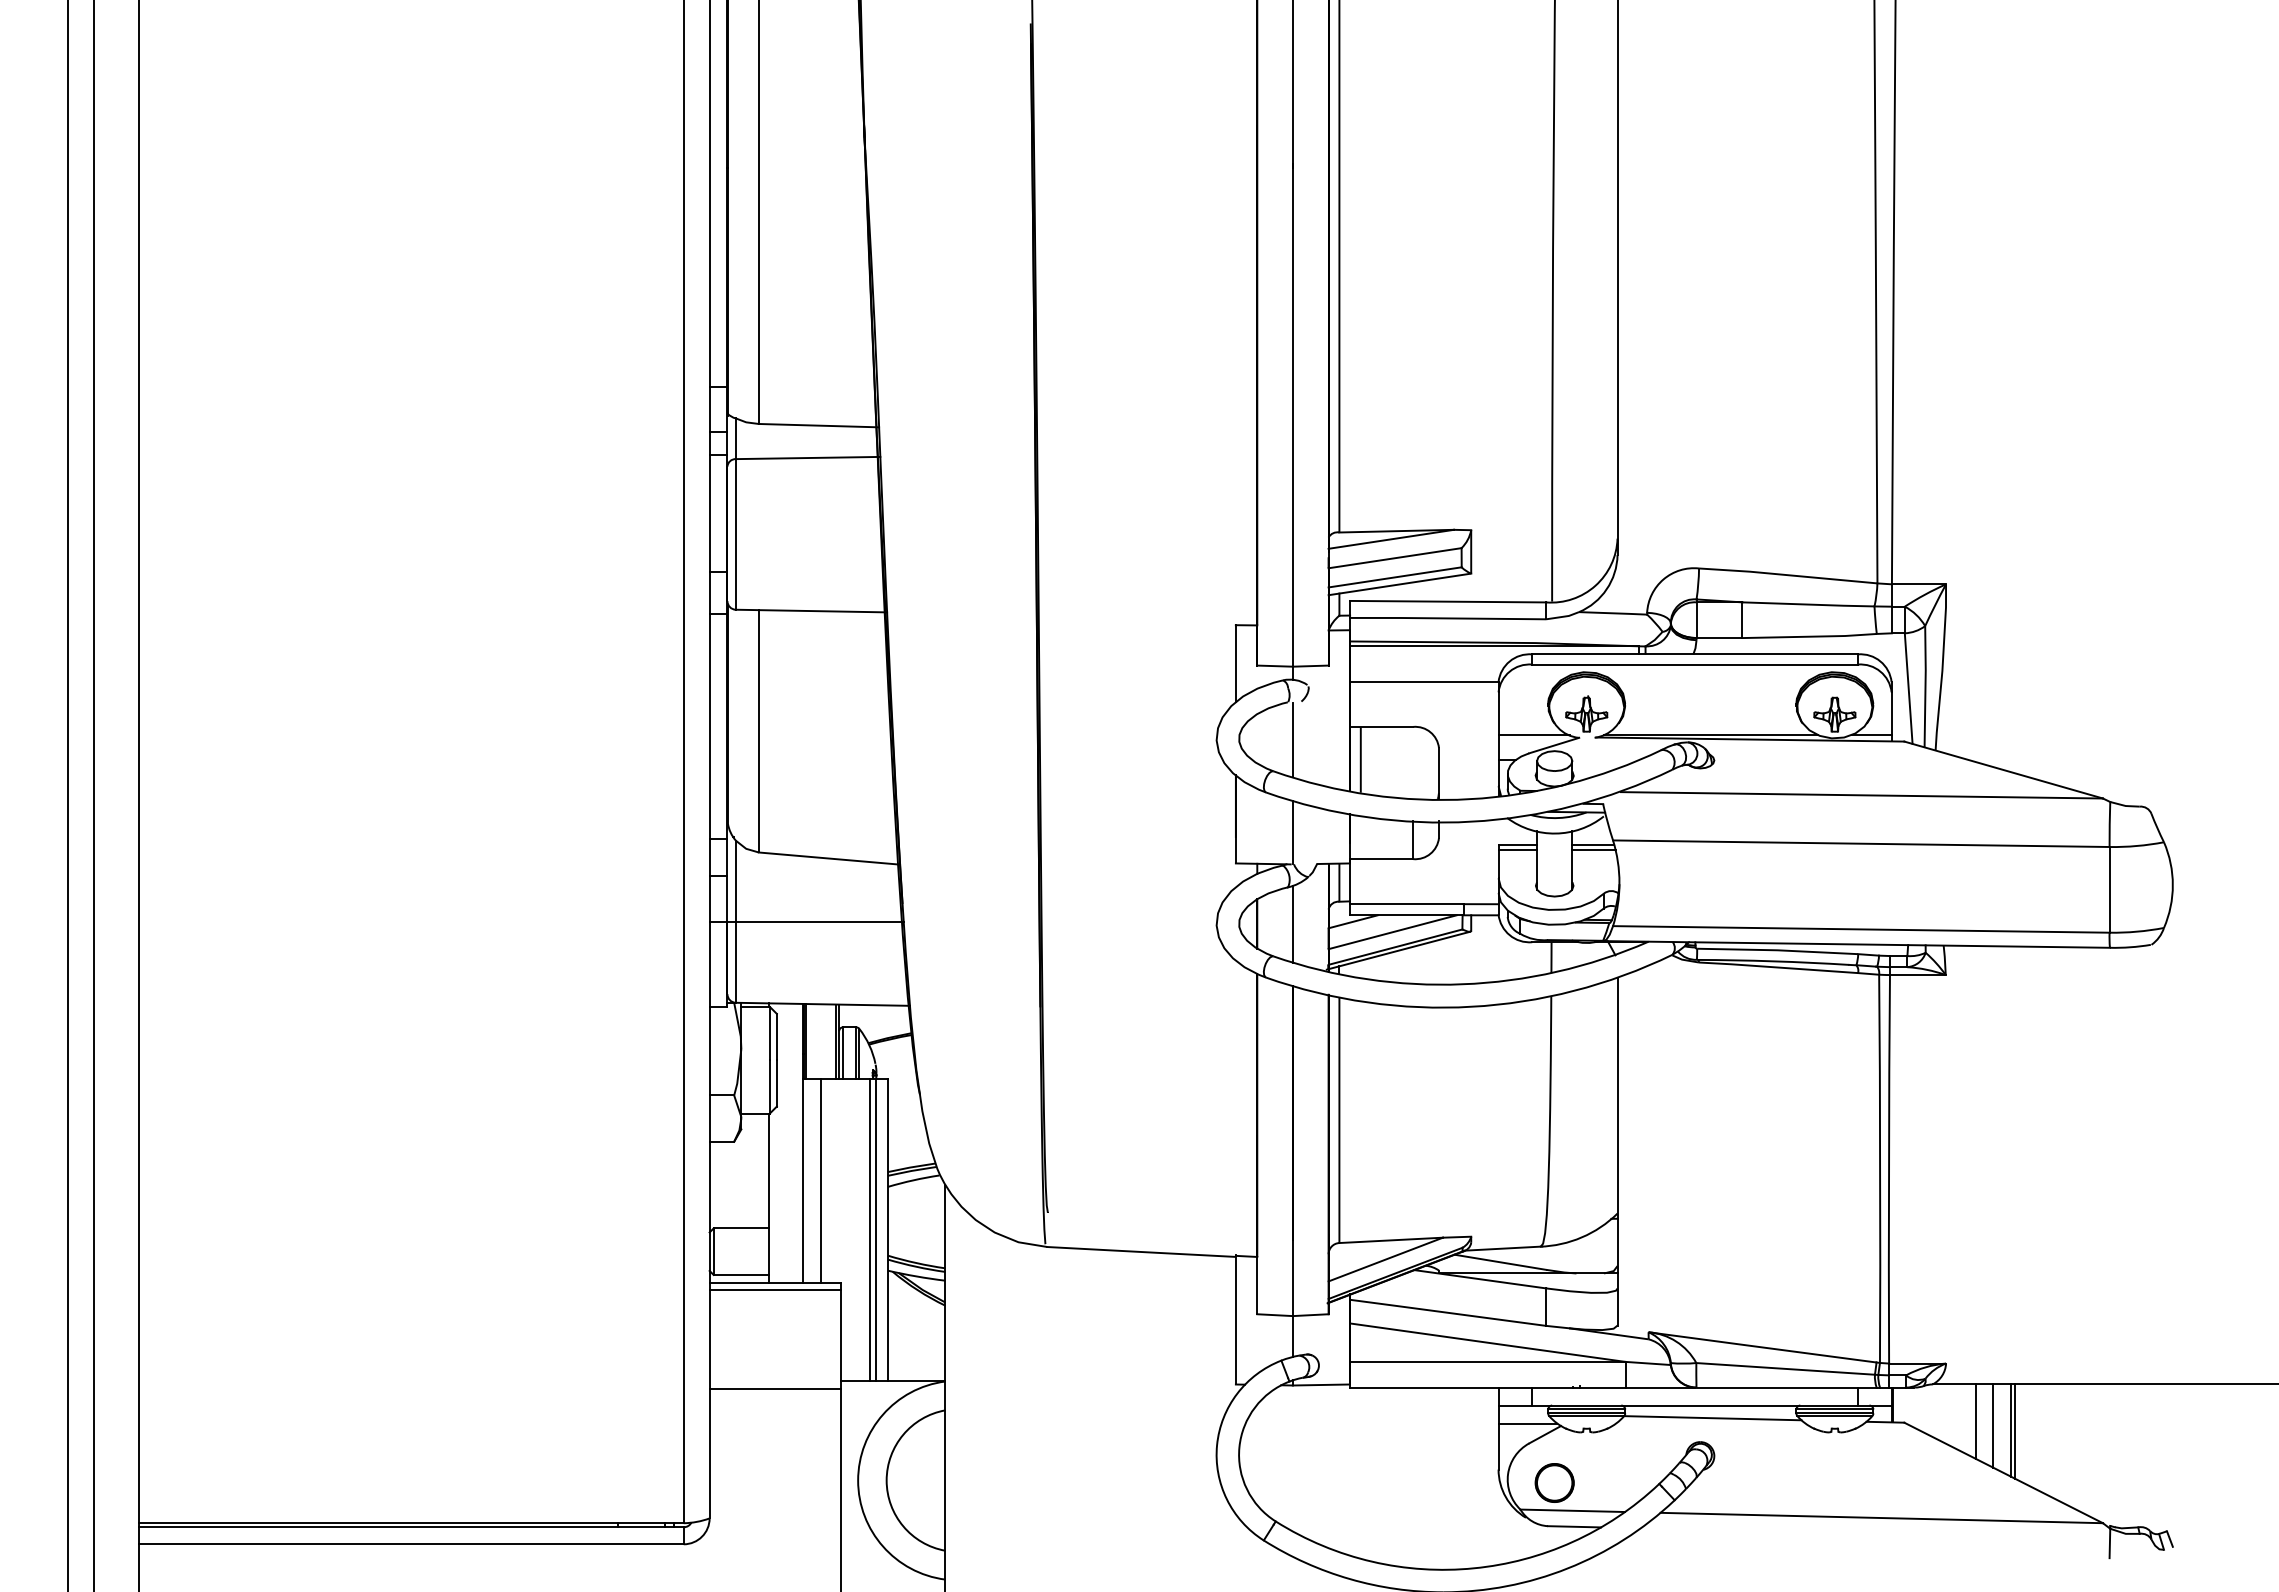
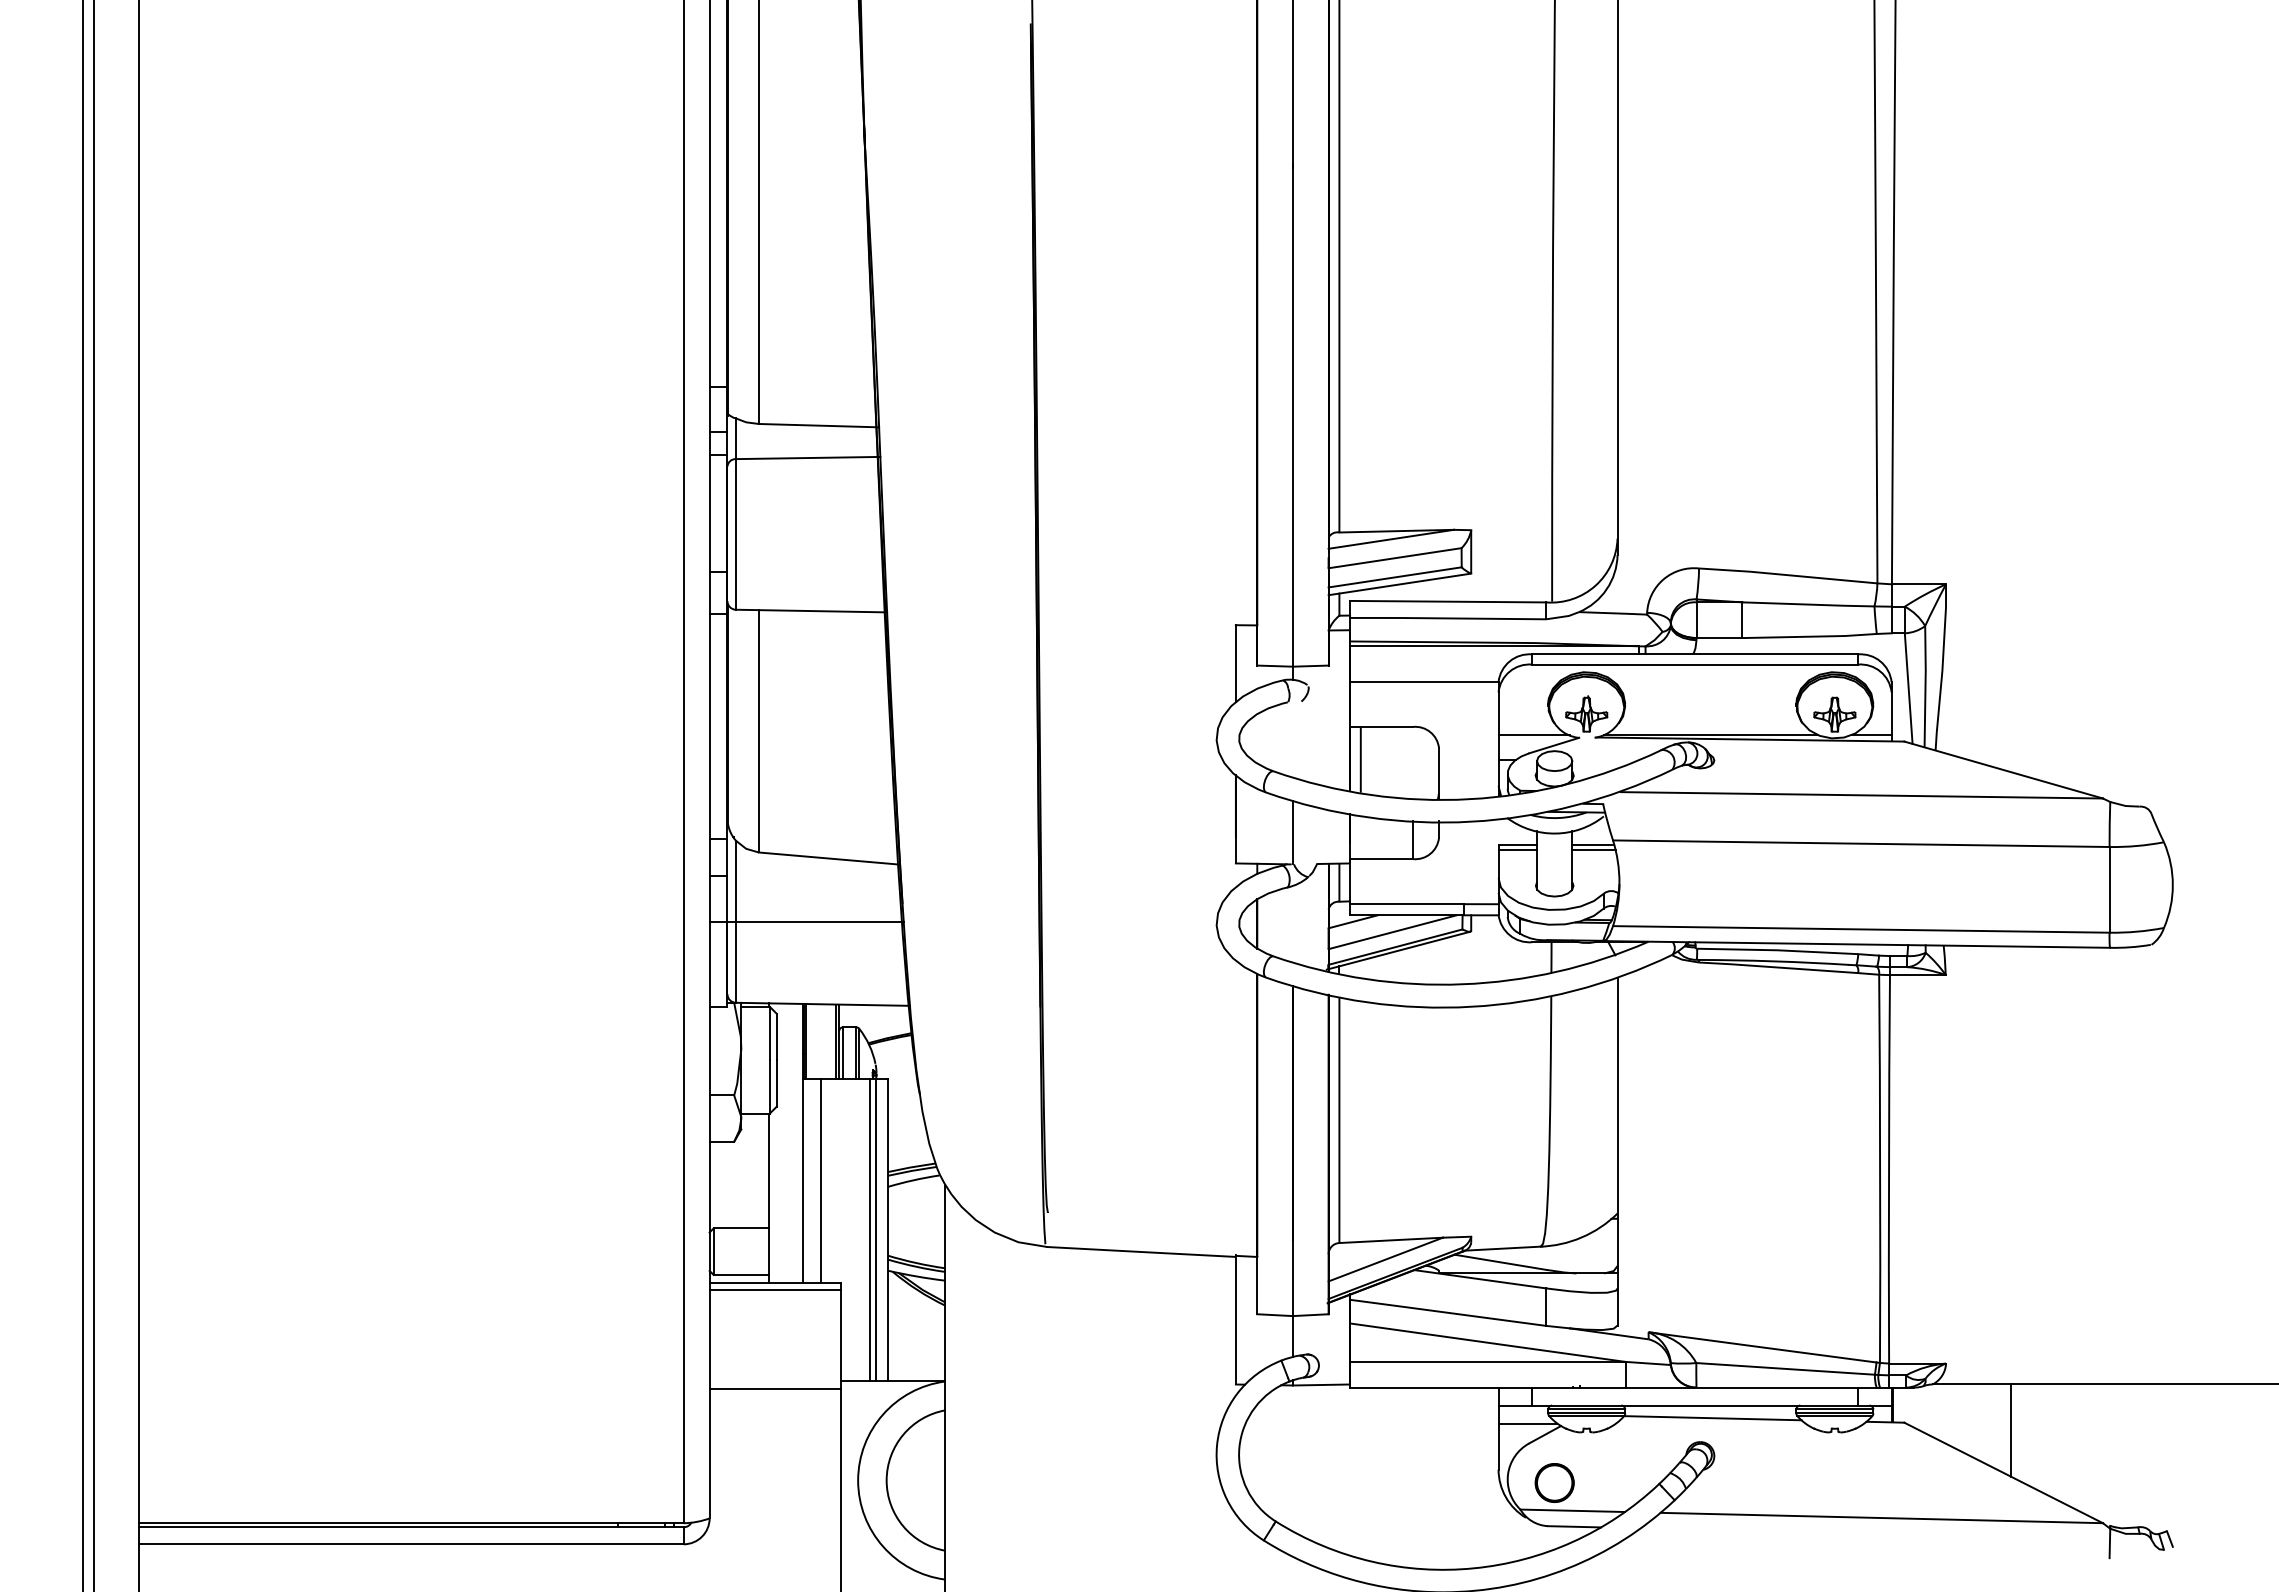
line: present -> none (1292, 739)
line position: (68, 795) -> (83, 795) (83, 795)
line: present -> none (1292, 923)
line: present -> none (1976, 1421)
line: present -> none (1993, 1425)
line: present -> none (2014, 1431)
